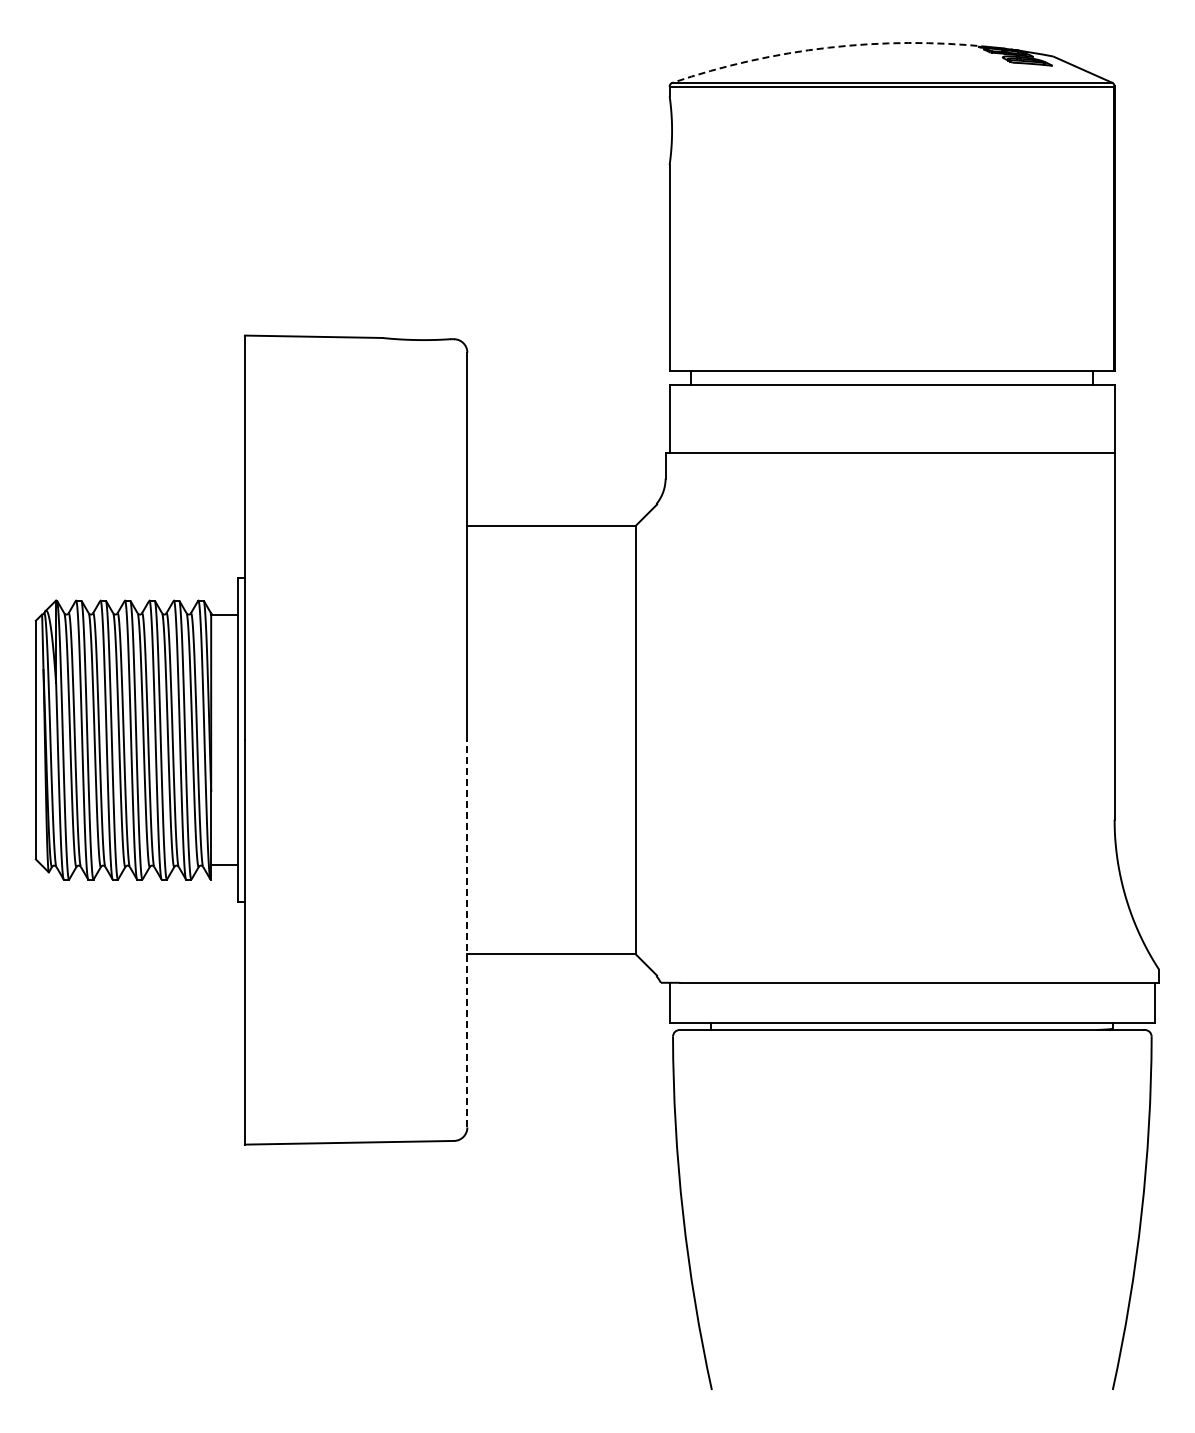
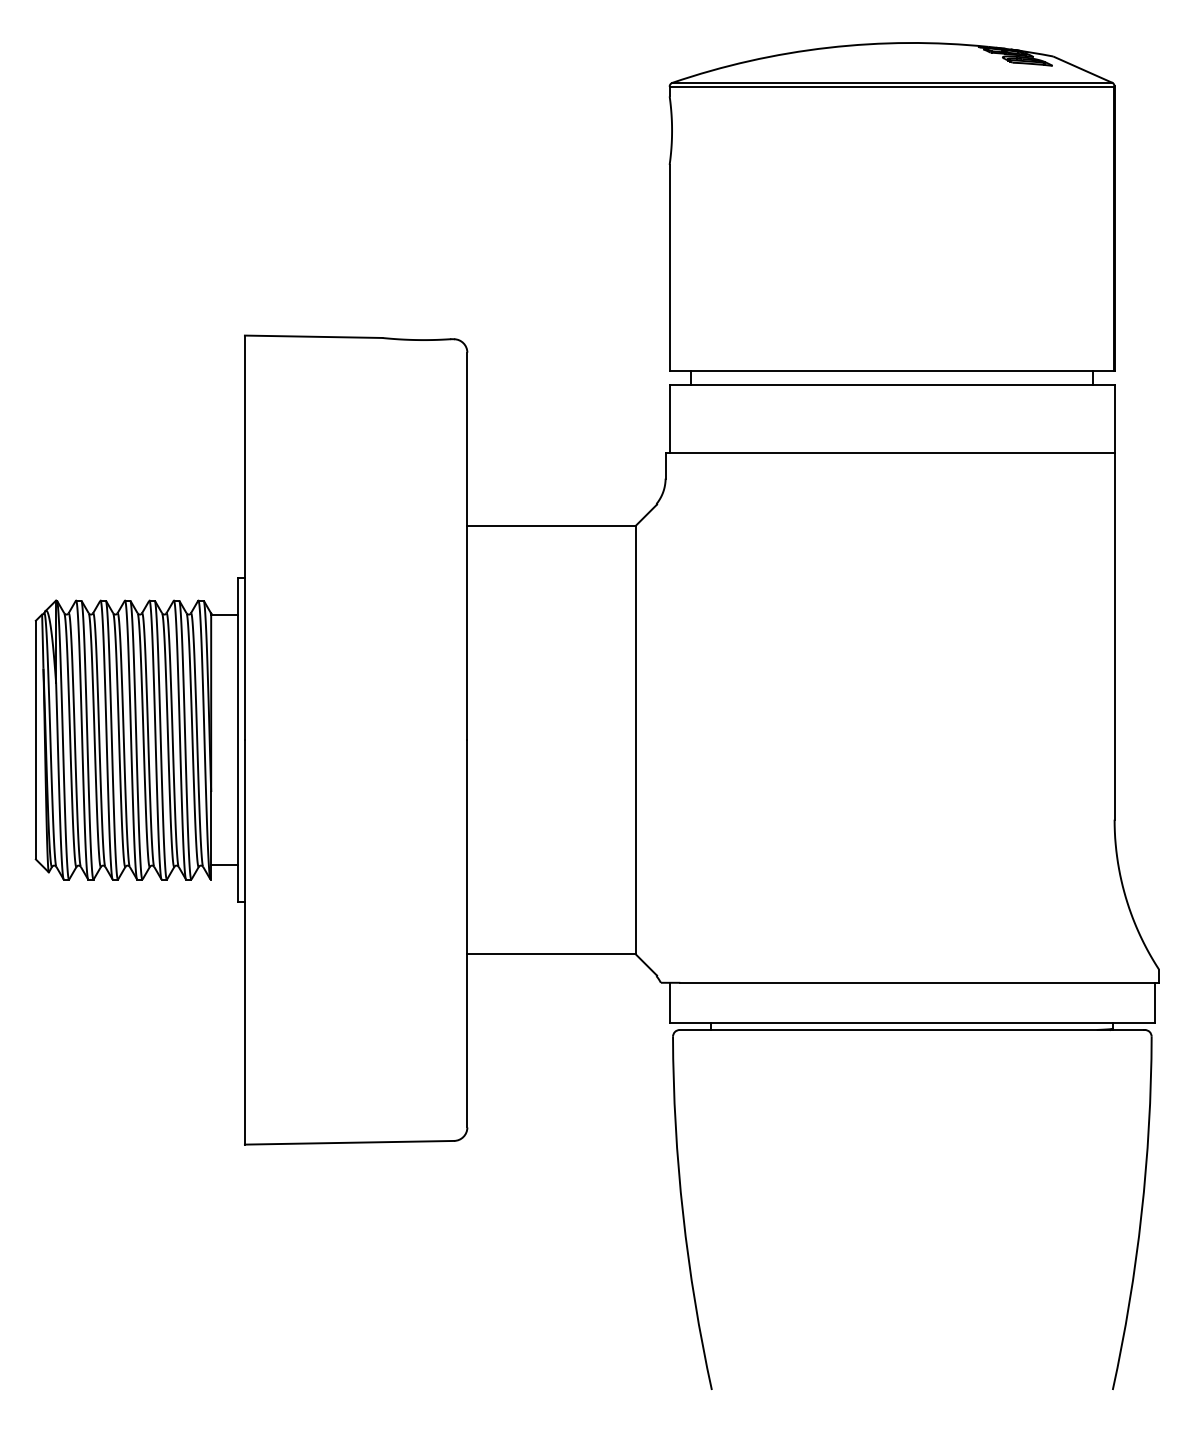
arc: dashed -> solid (828, 47)
line: dashed -> solid (467, 933)
